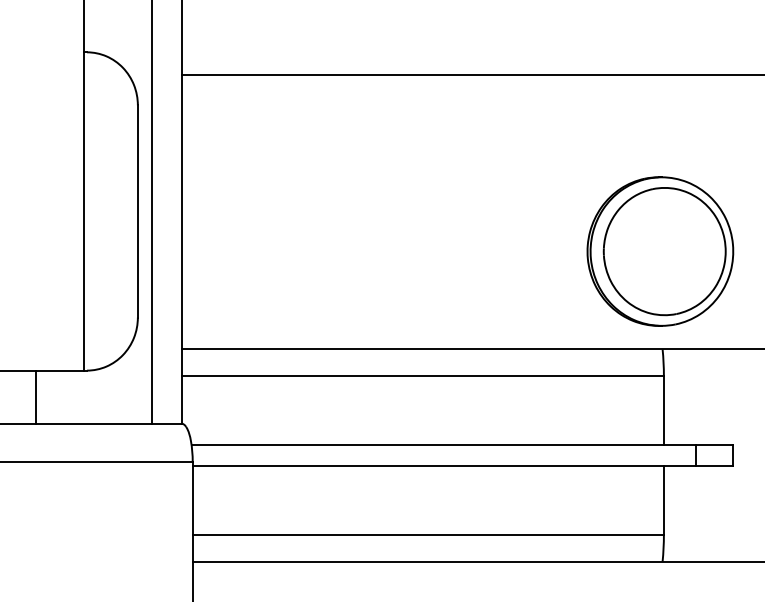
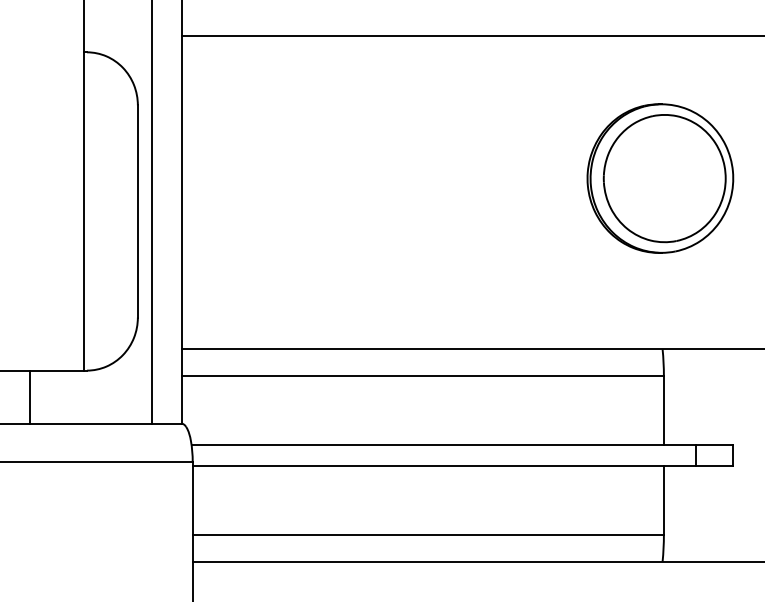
line position: (471, 75) -> (471, 36) (471, 36)
part position: (660, 251) -> (660, 178) (660, 178)
line position: (36, 396) -> (30, 396) (30, 396)
